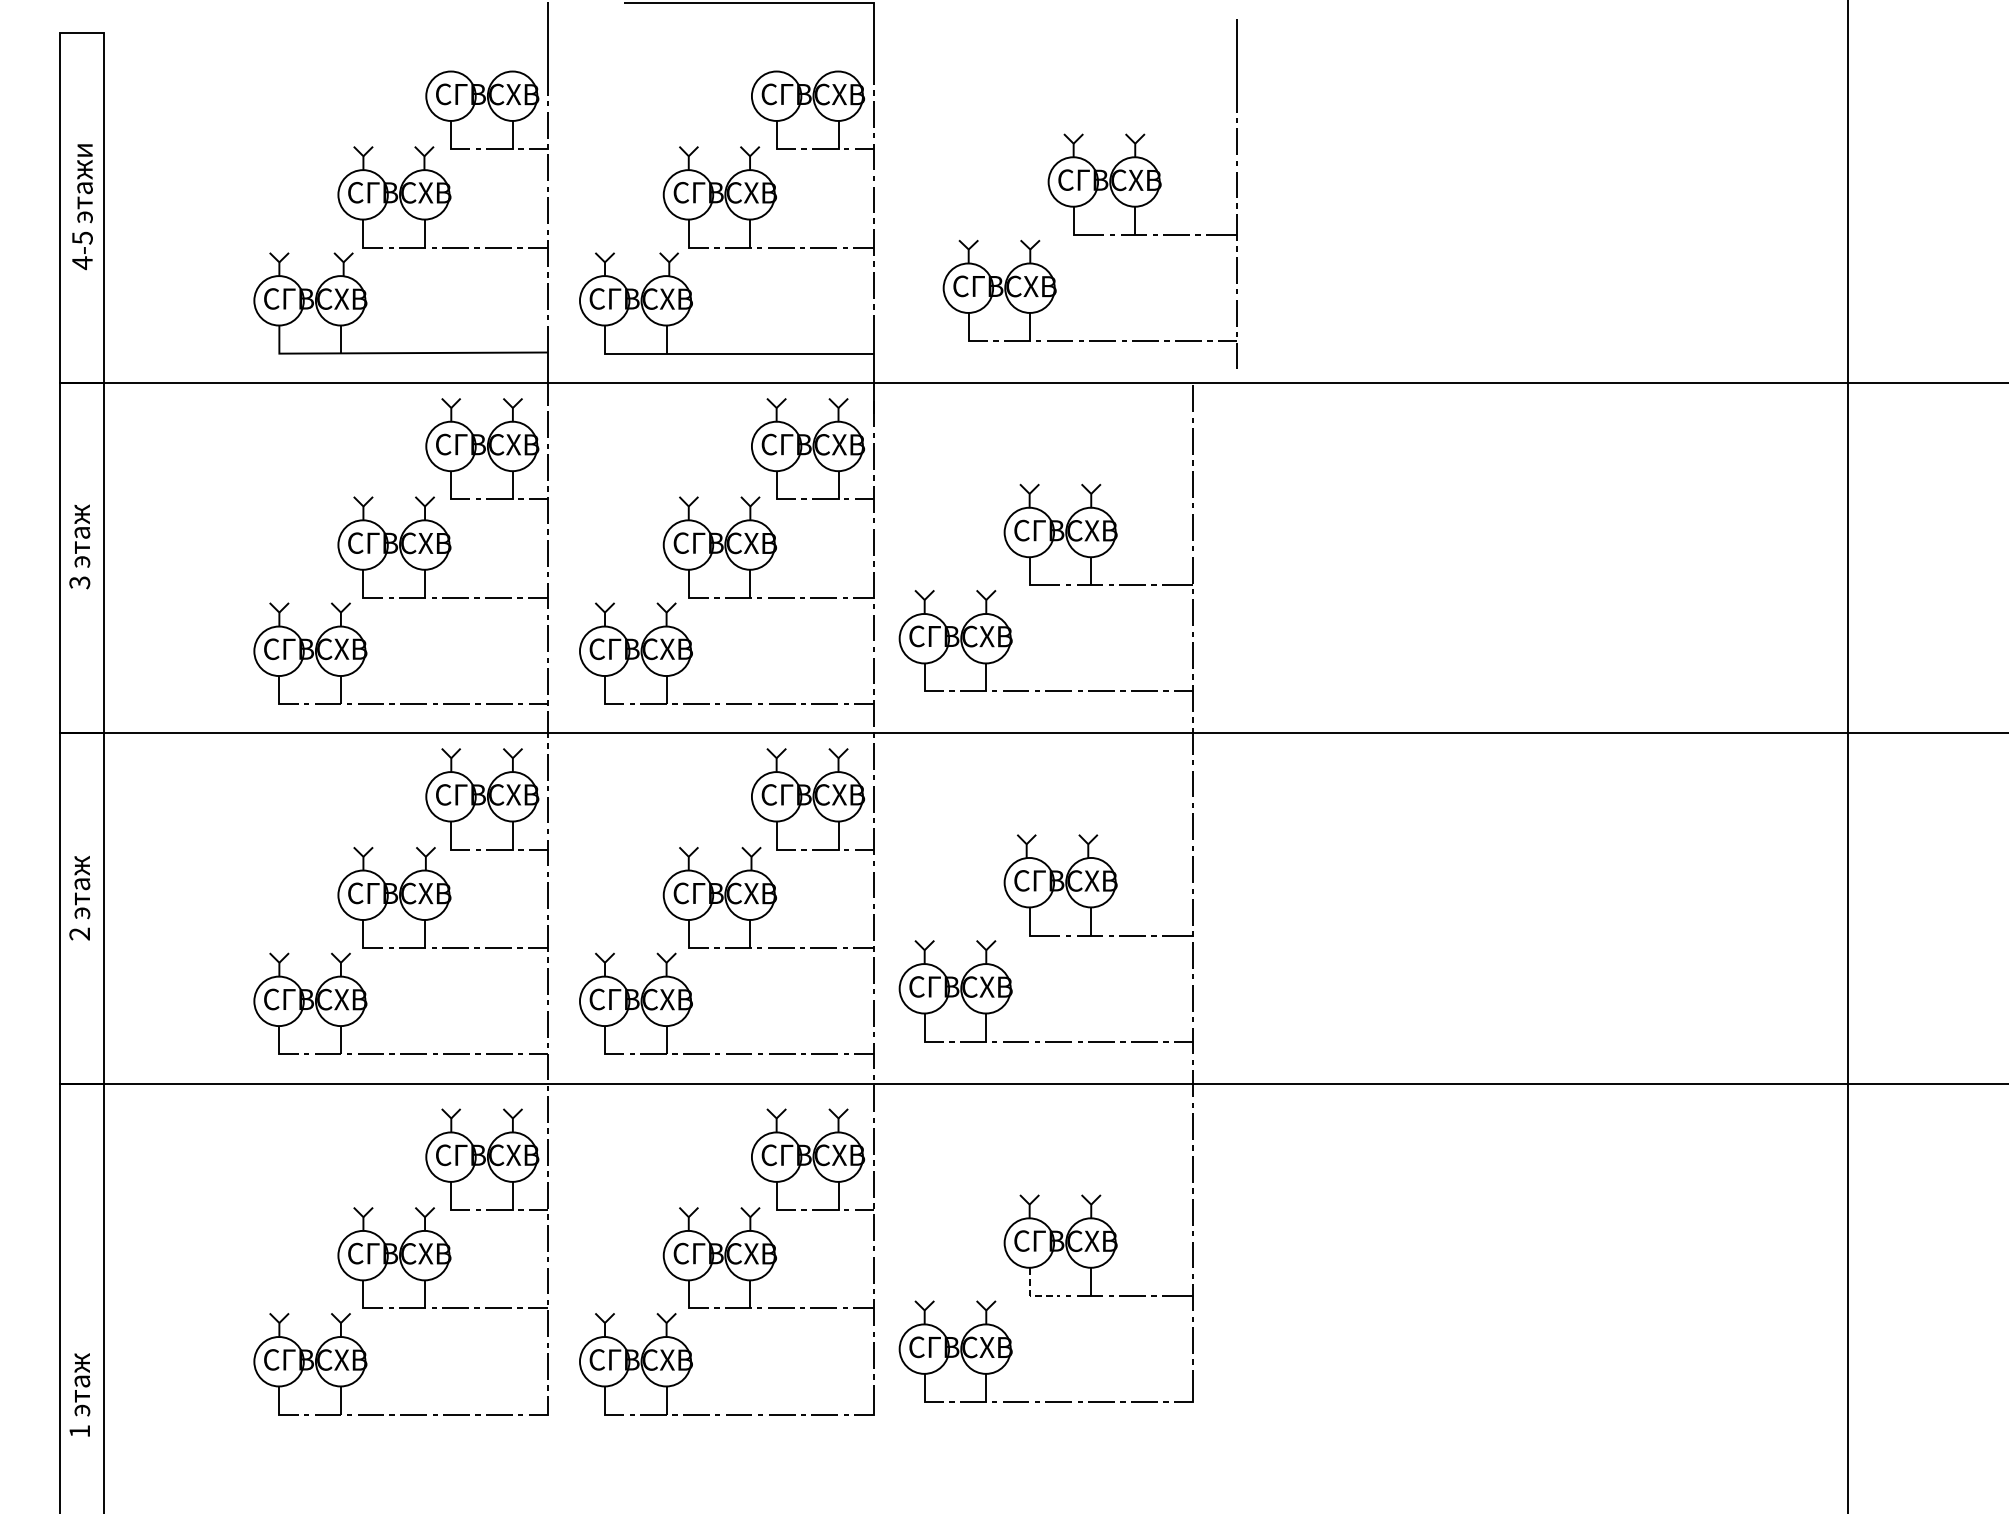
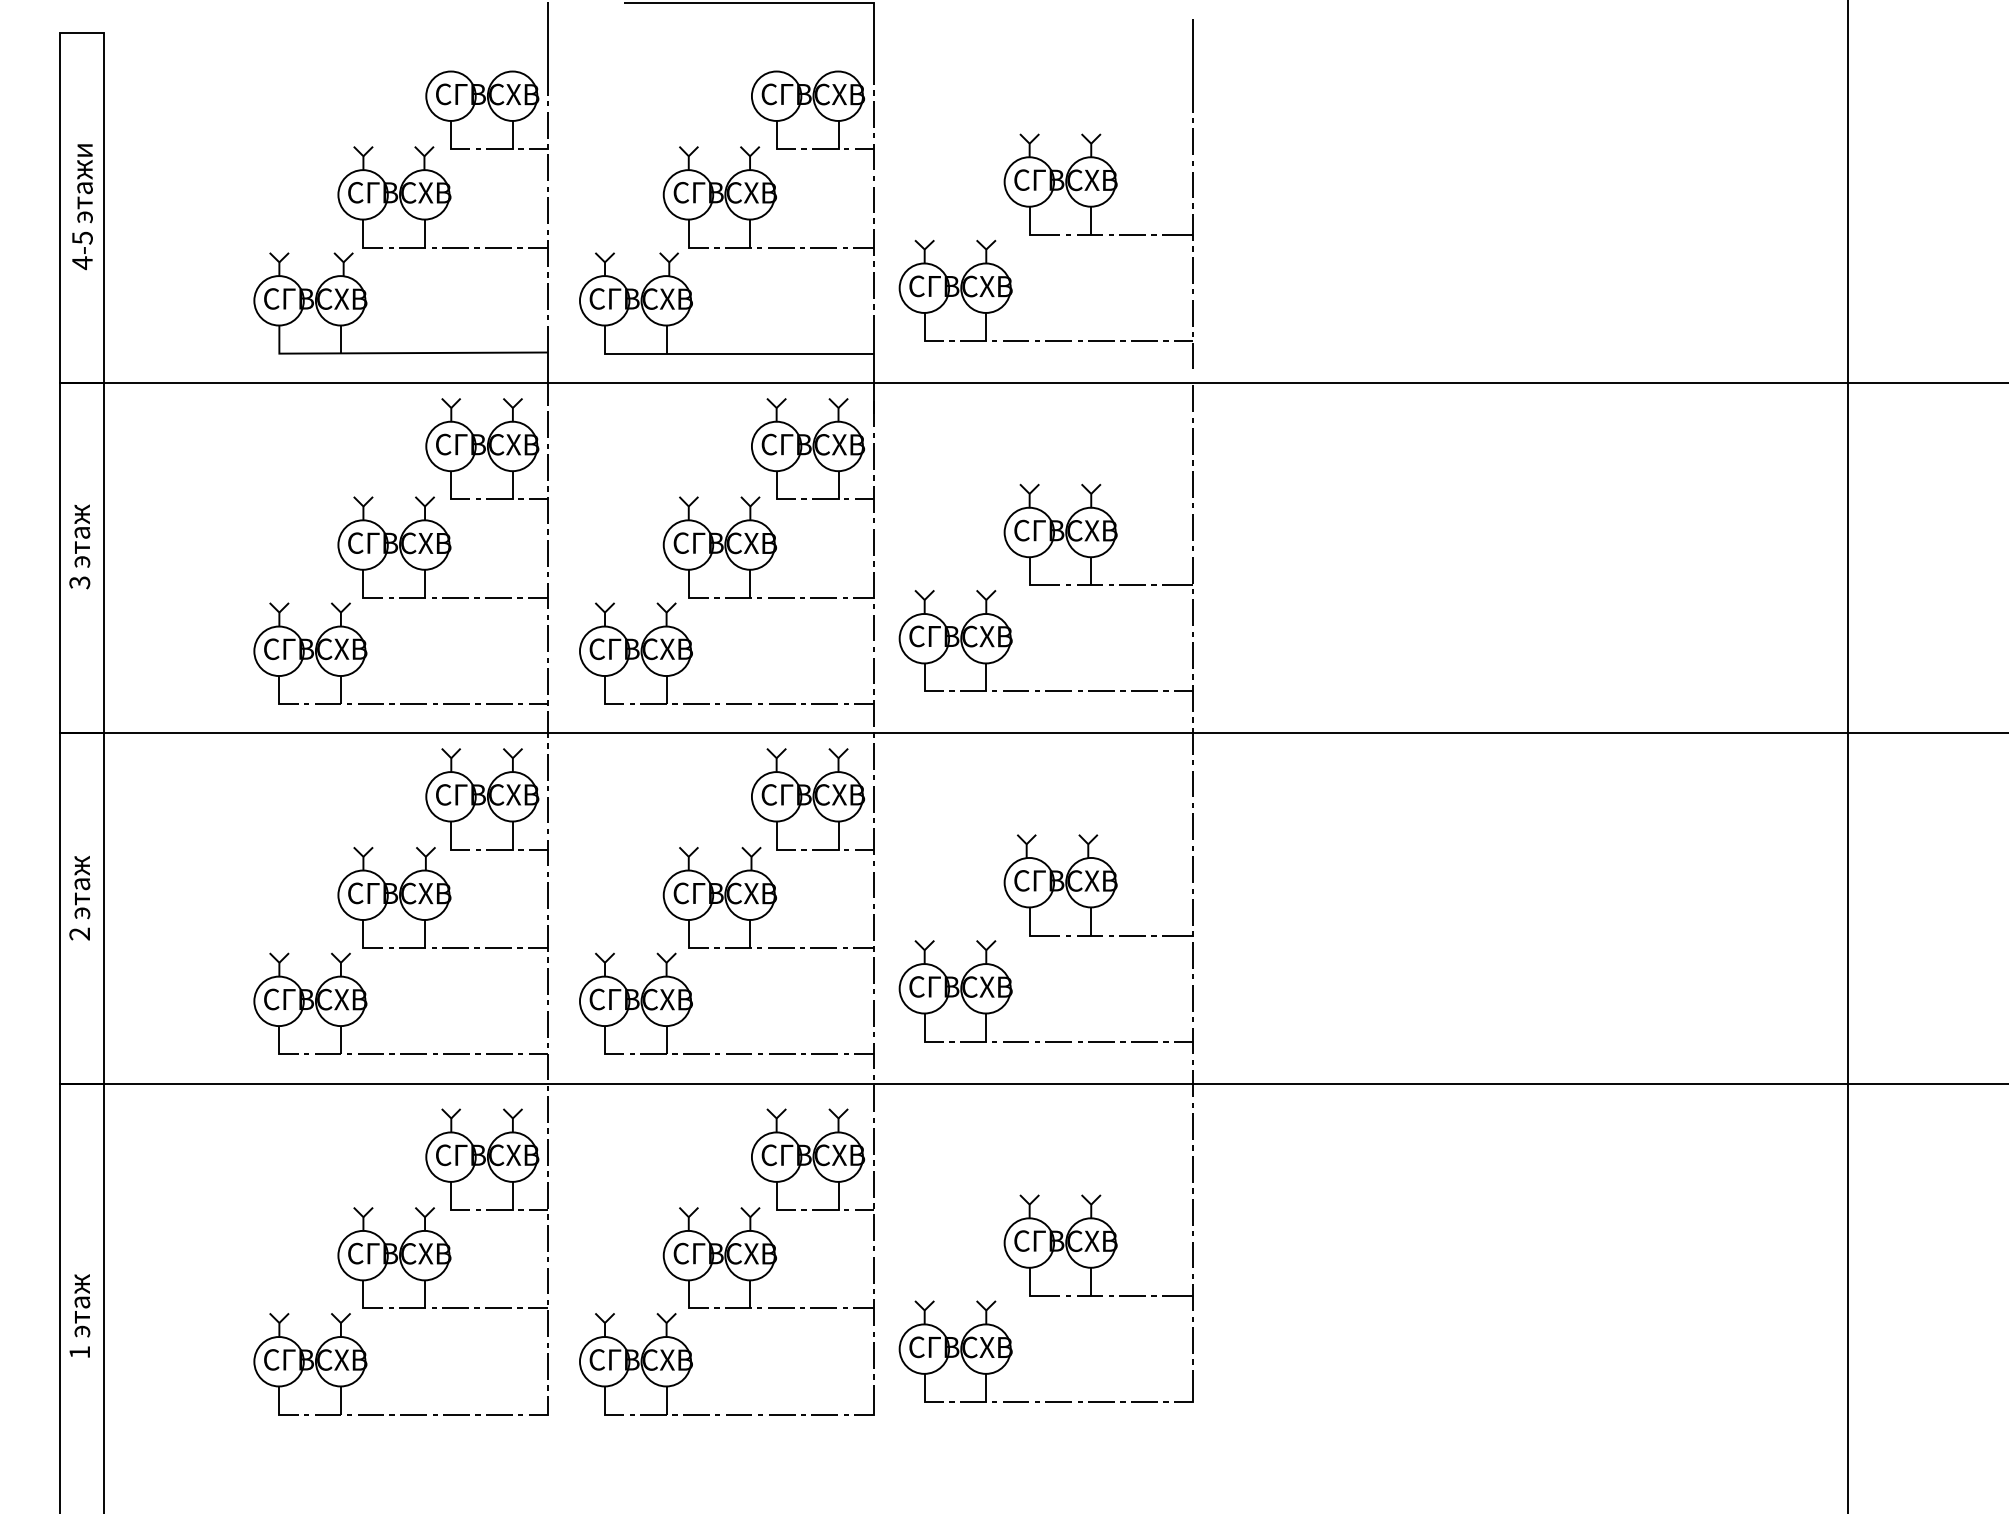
part position: (1089, 193) -> (1045, 193) (1045, 193)
line: dashed -> solid (1030, 1295)
text position: (79, 1394) -> (79, 1315) (79, 1315)
